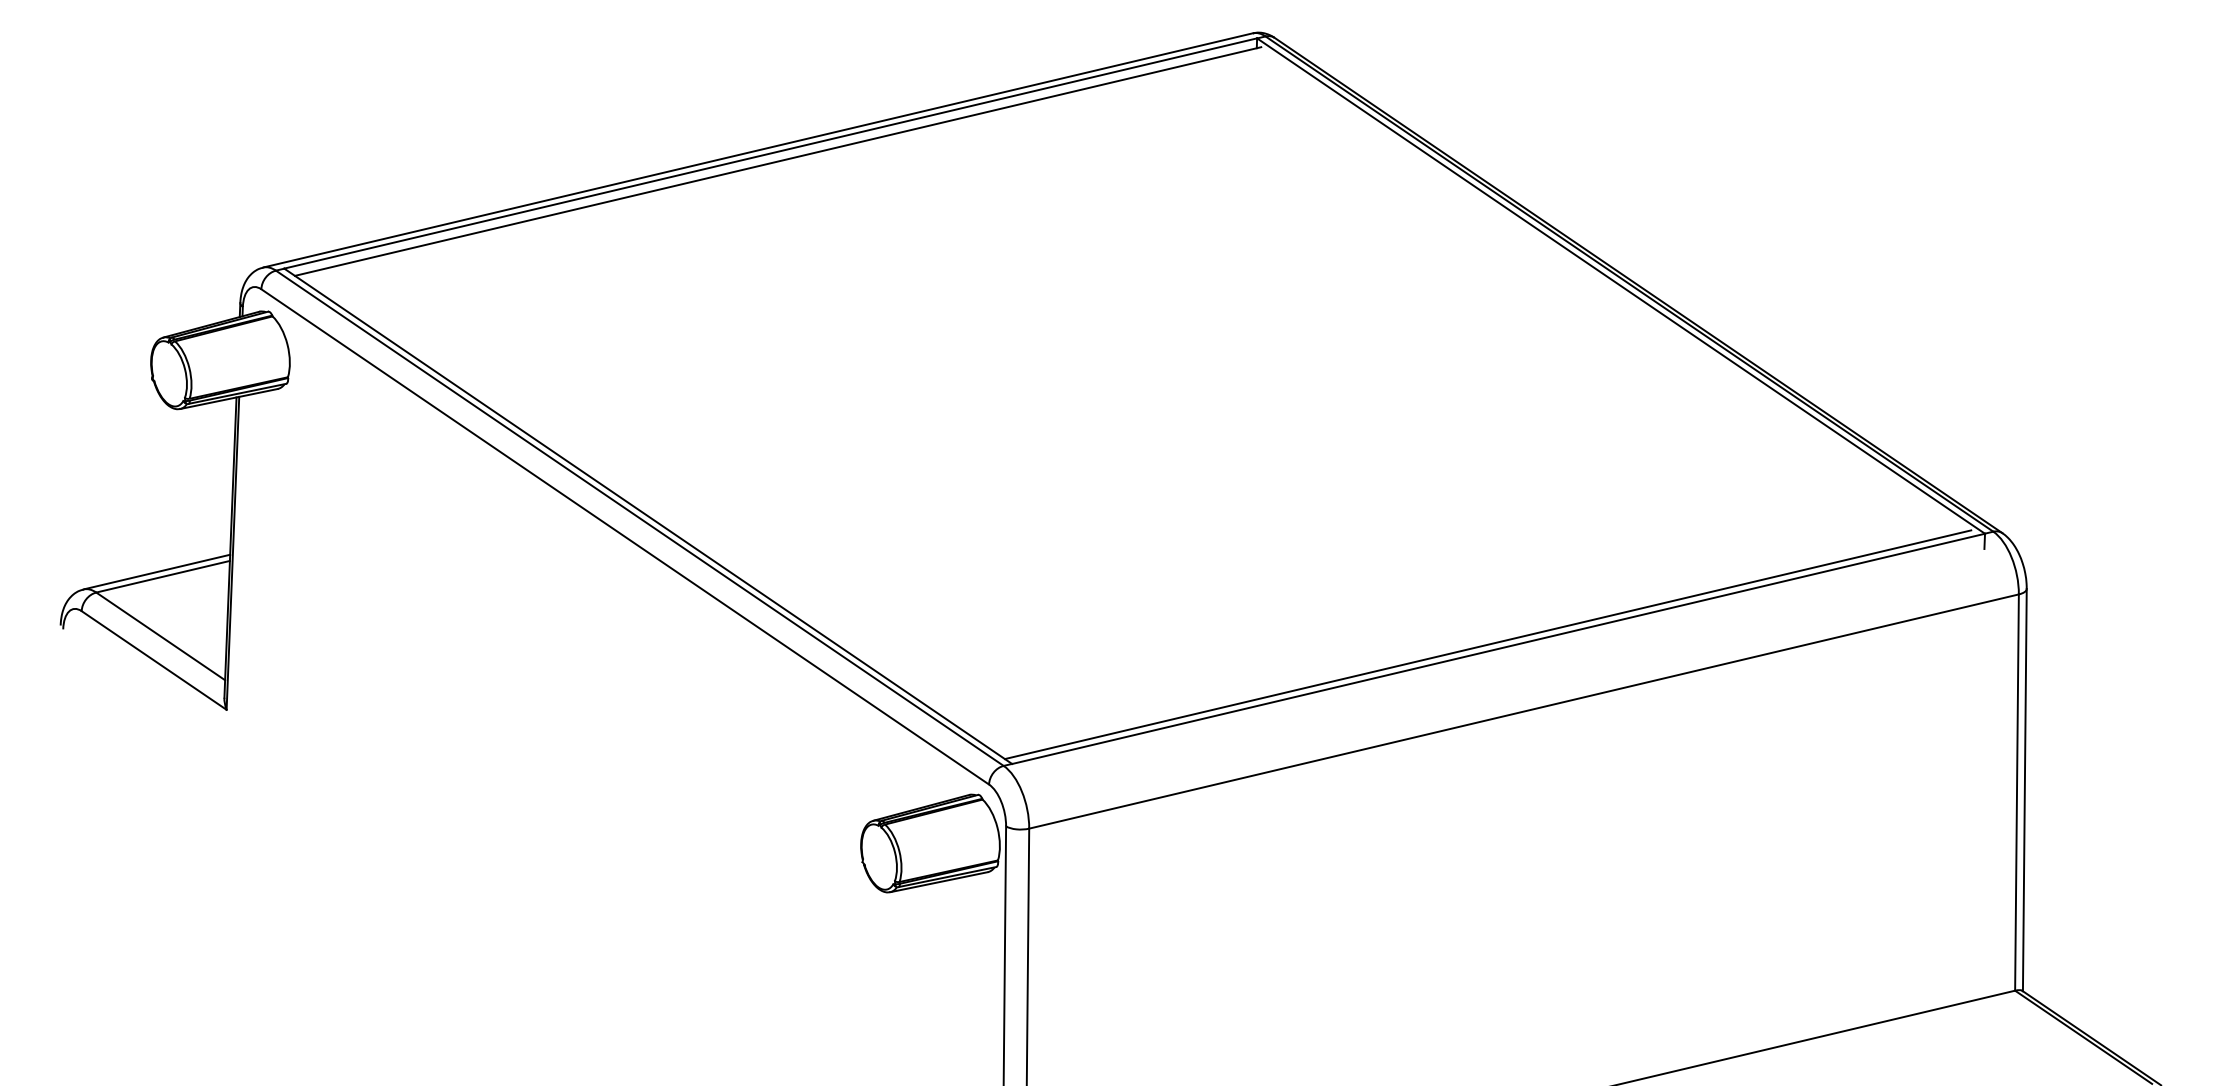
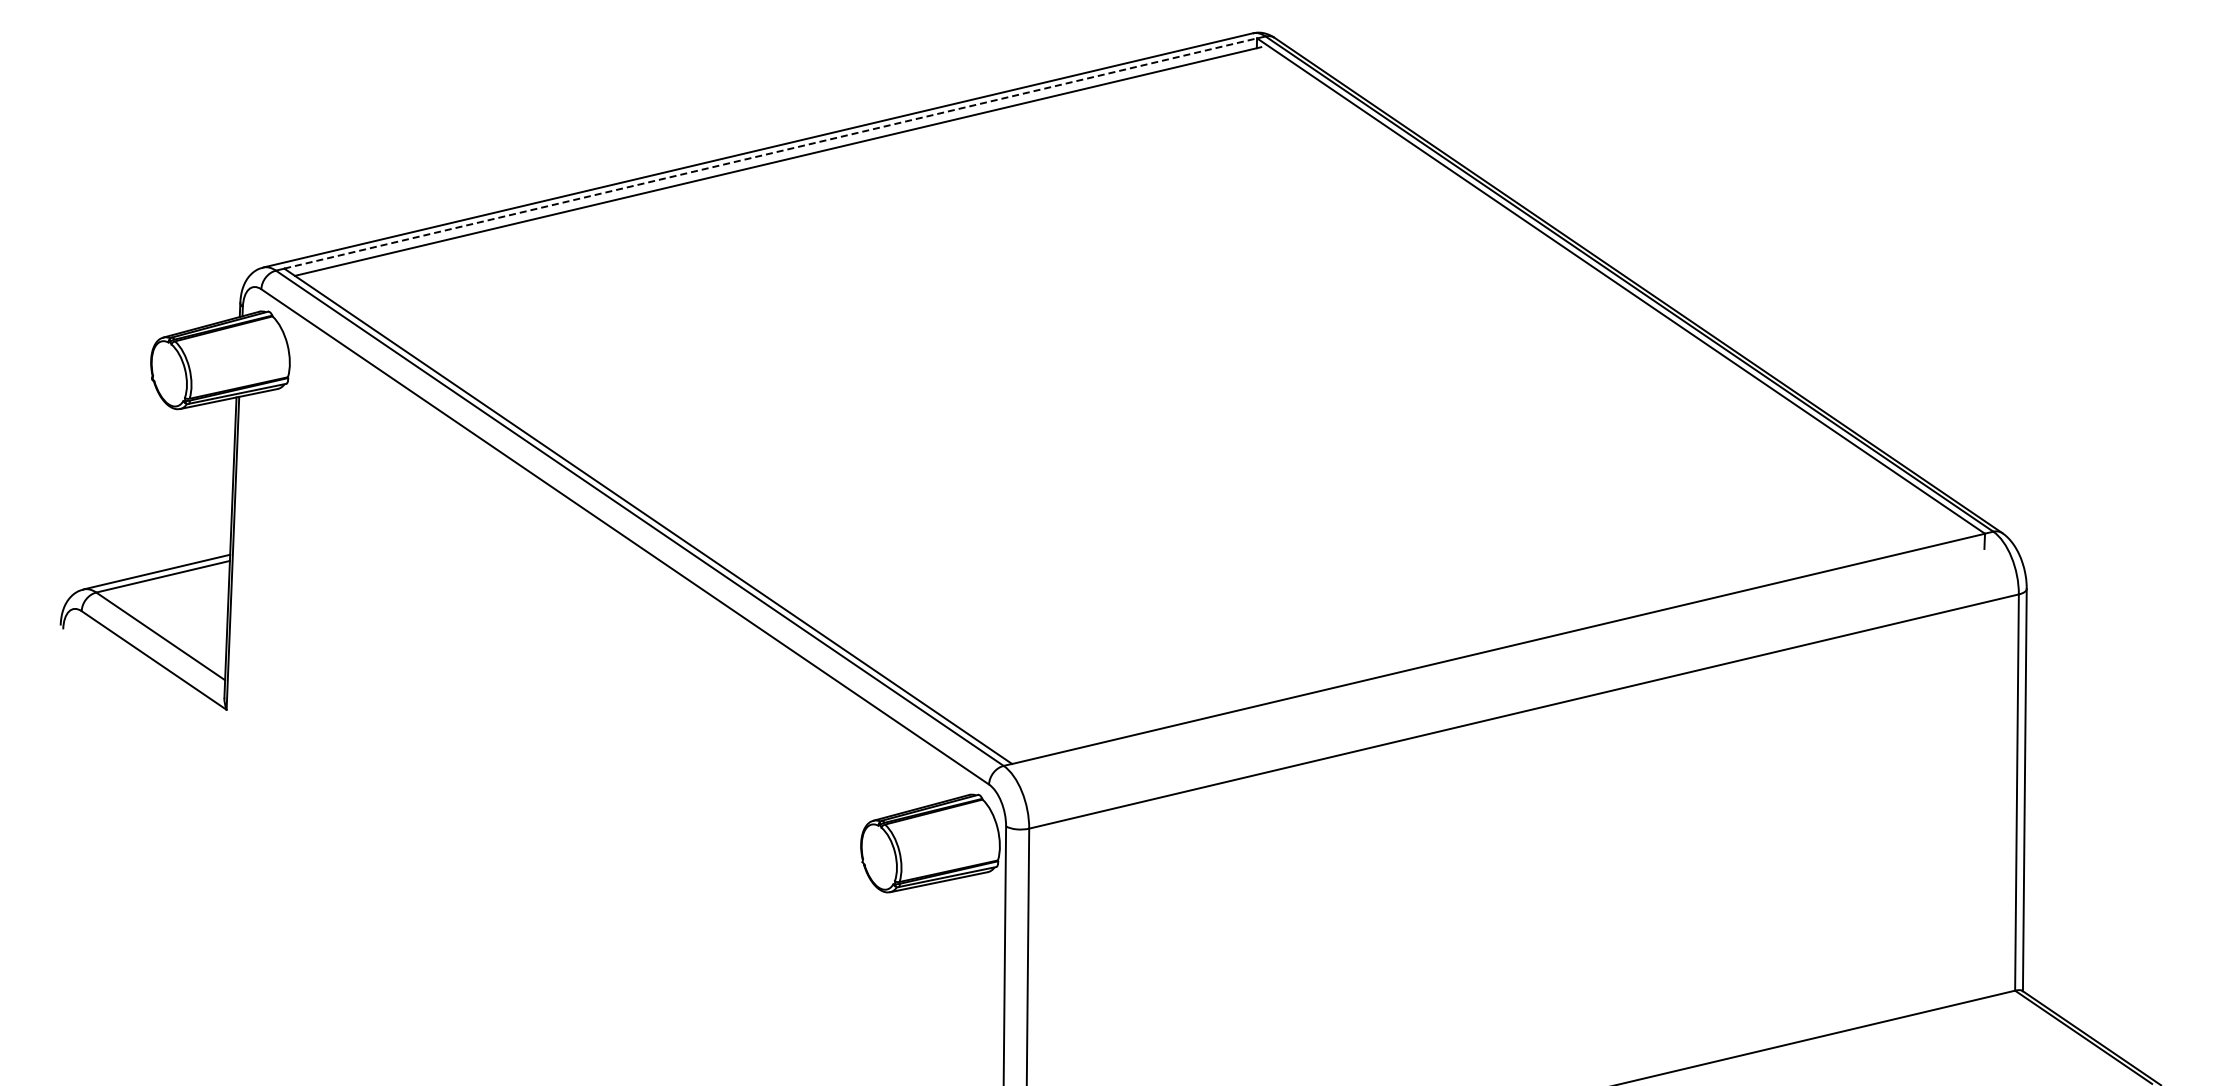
line: solid -> dashed (770, 153)
line: present -> none (1487, 644)
